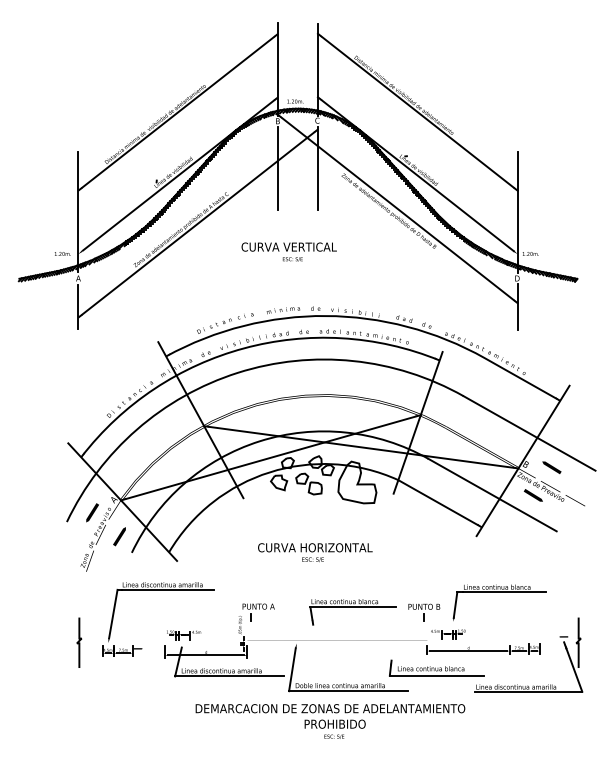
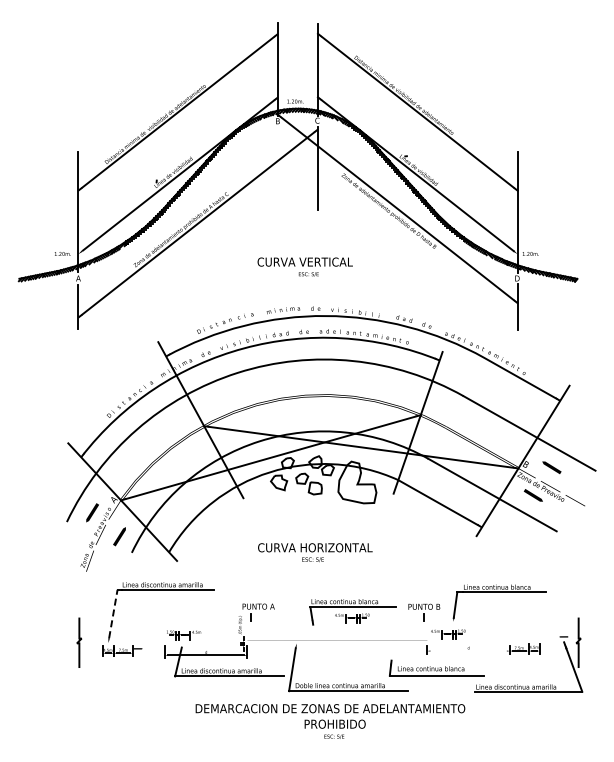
line: present -> none (278, 168)
text position: (288, 251) -> (304, 266) (304, 266)
line: solid -> dashed (113, 613)
part: none -> present (352, 618)
line: present -> none (468, 651)
